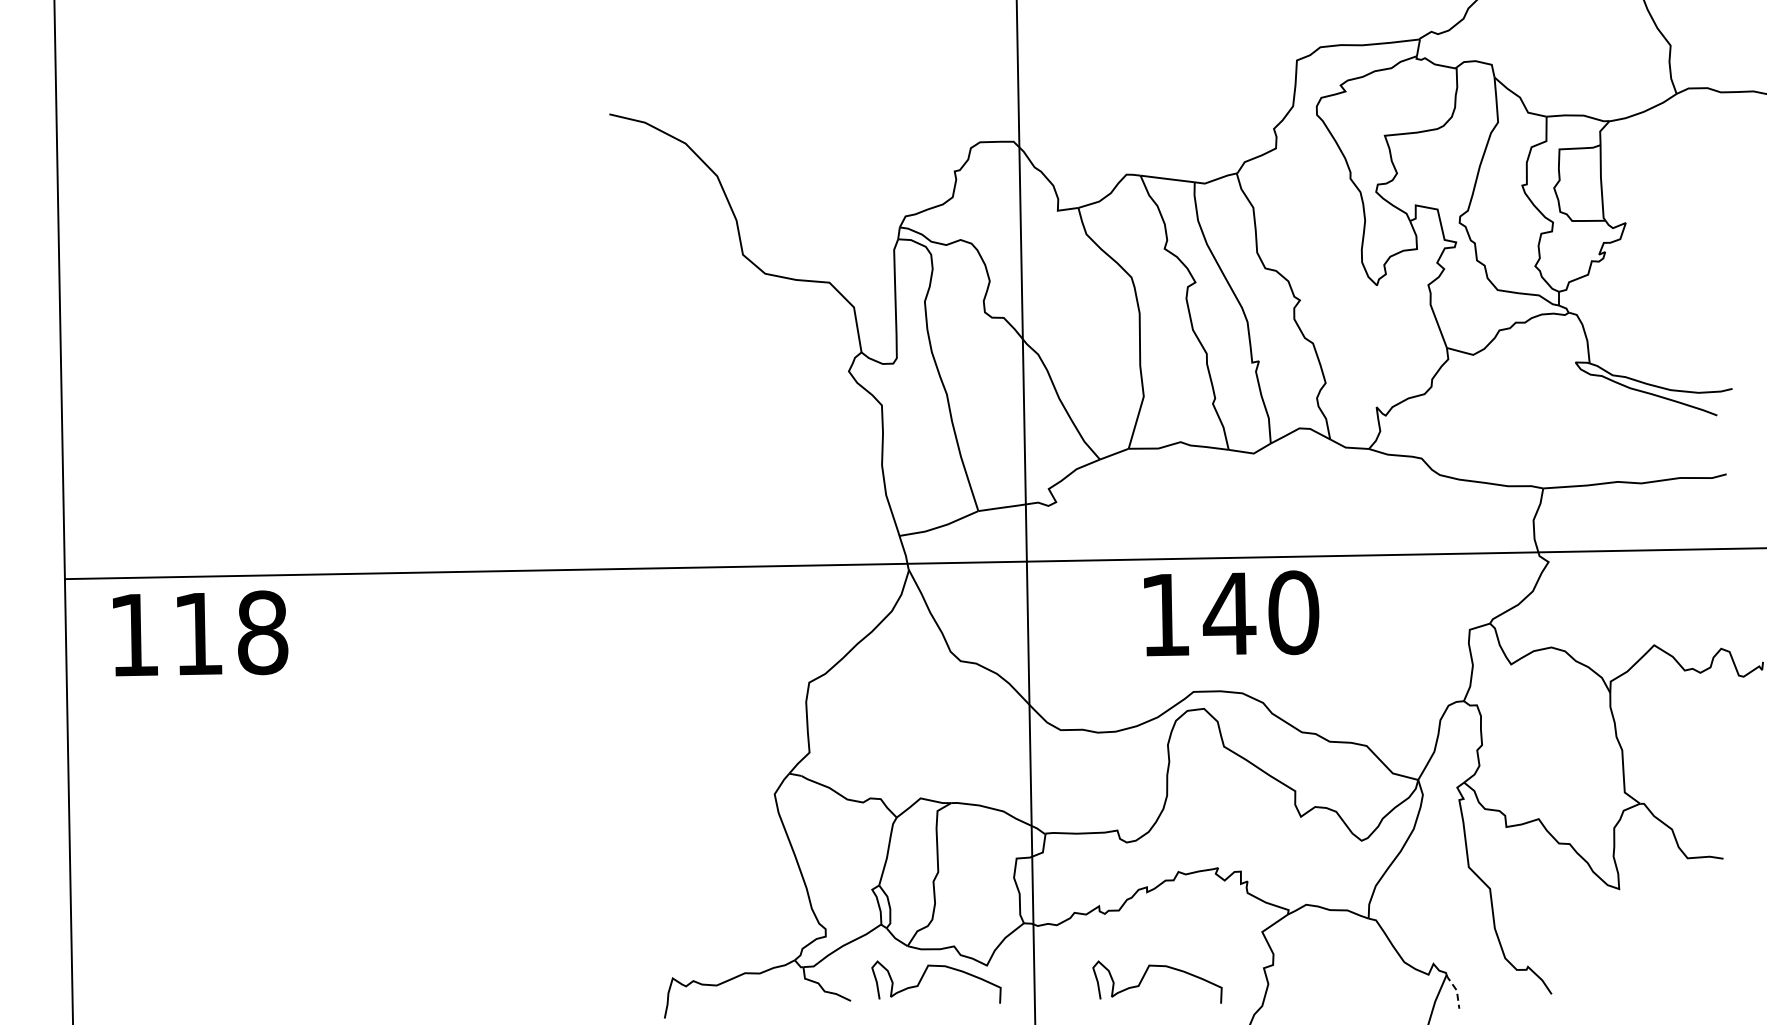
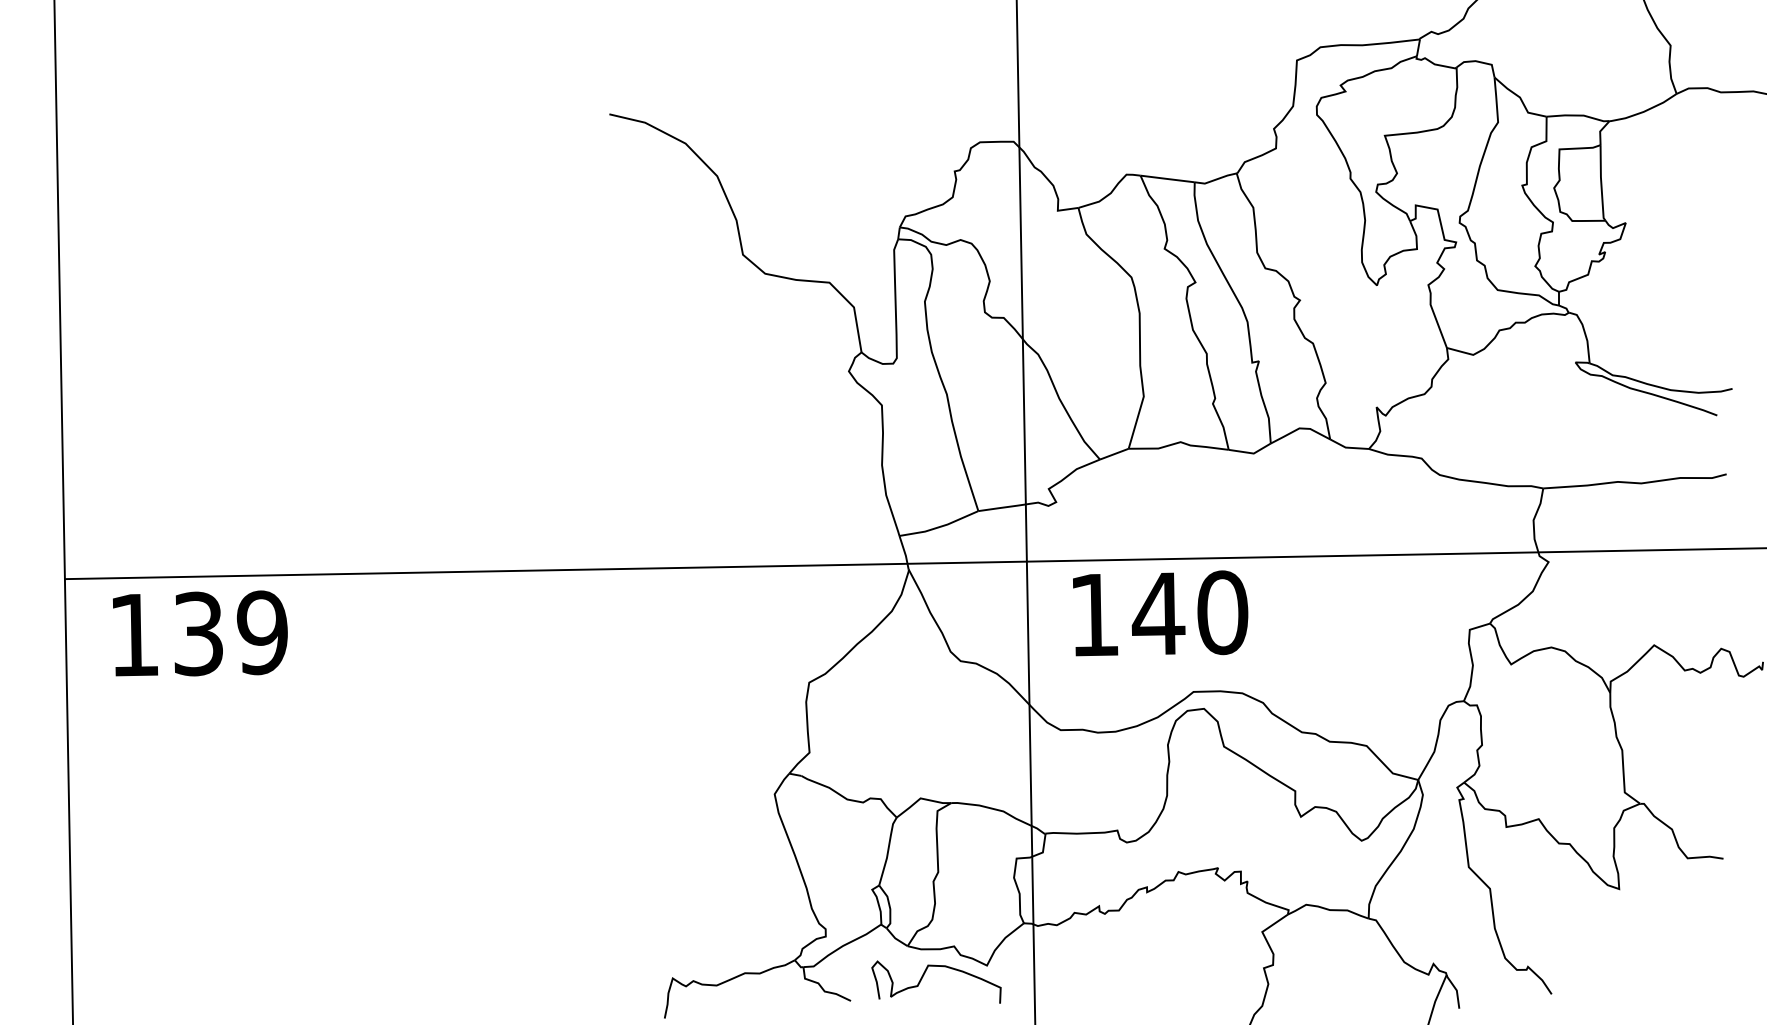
text position: (1231, 613) -> (1160, 613) (1160, 613)
text: 118 -> 139 (231, 633)
curve: present -> none (1145, 975)
line: dashed -> solid (1456, 990)
